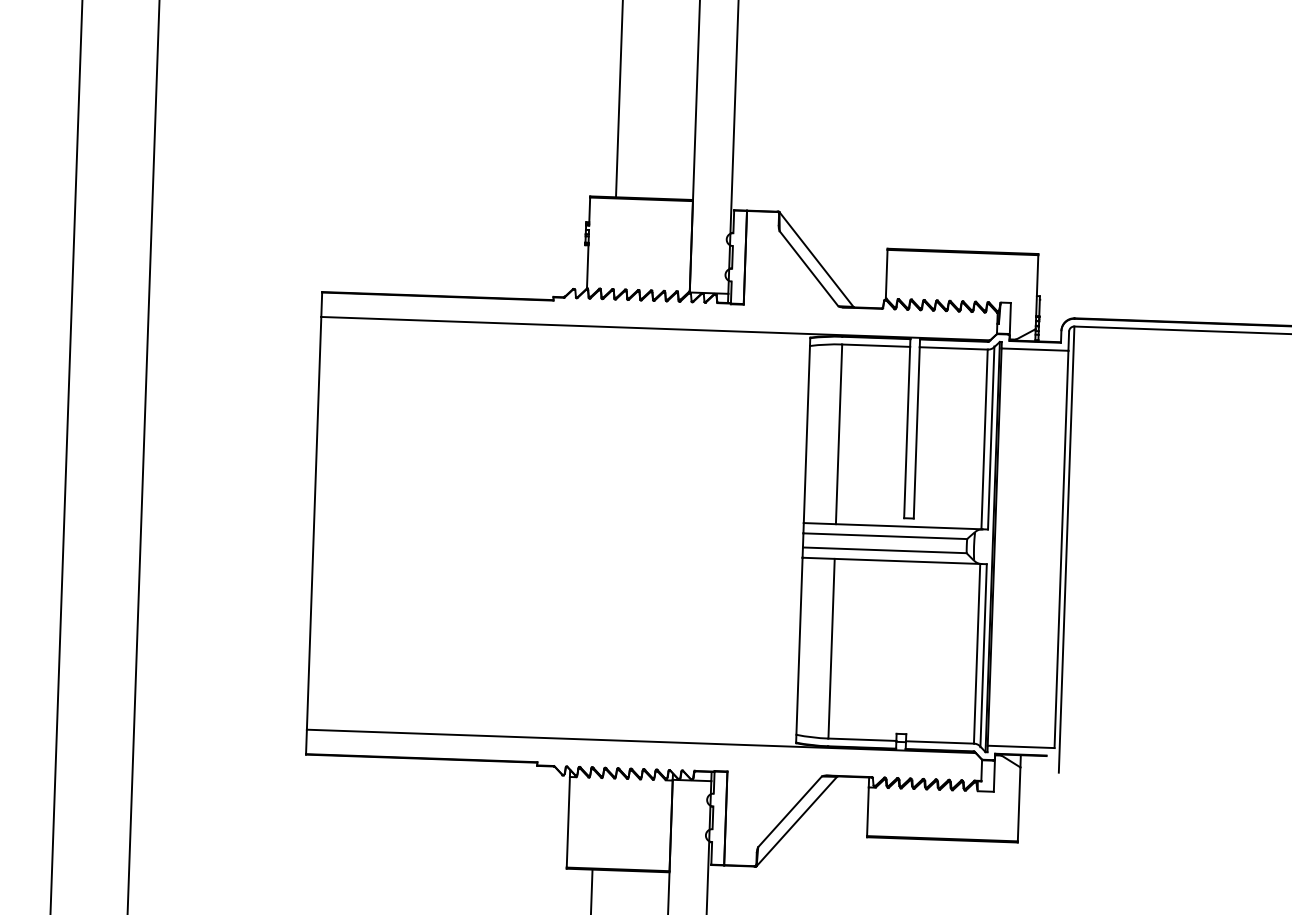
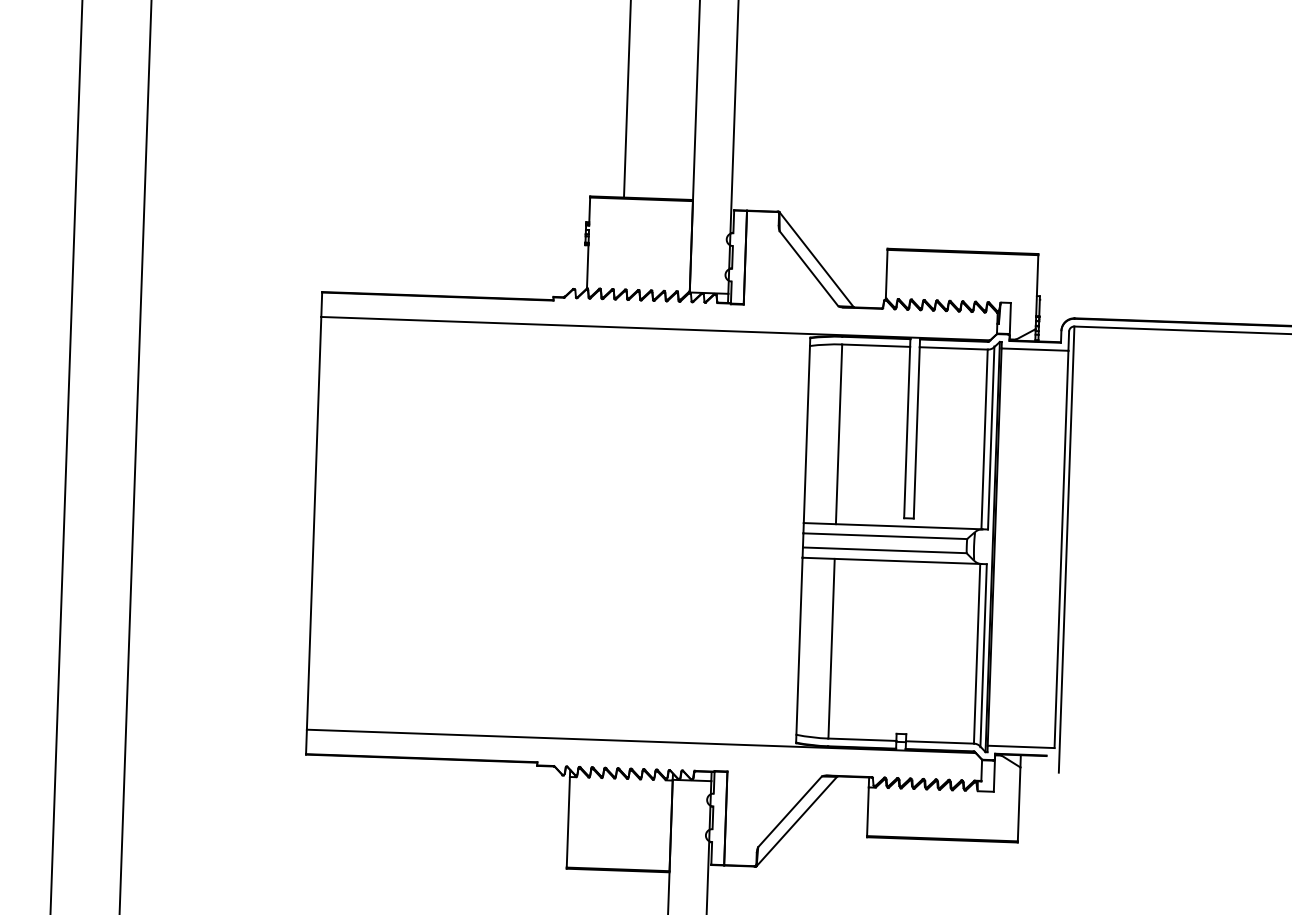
line position: (619, 99) -> (627, 99) (627, 99)
line position: (143, 456) -> (135, 456) (135, 456)
line: present -> none (591, 890)
